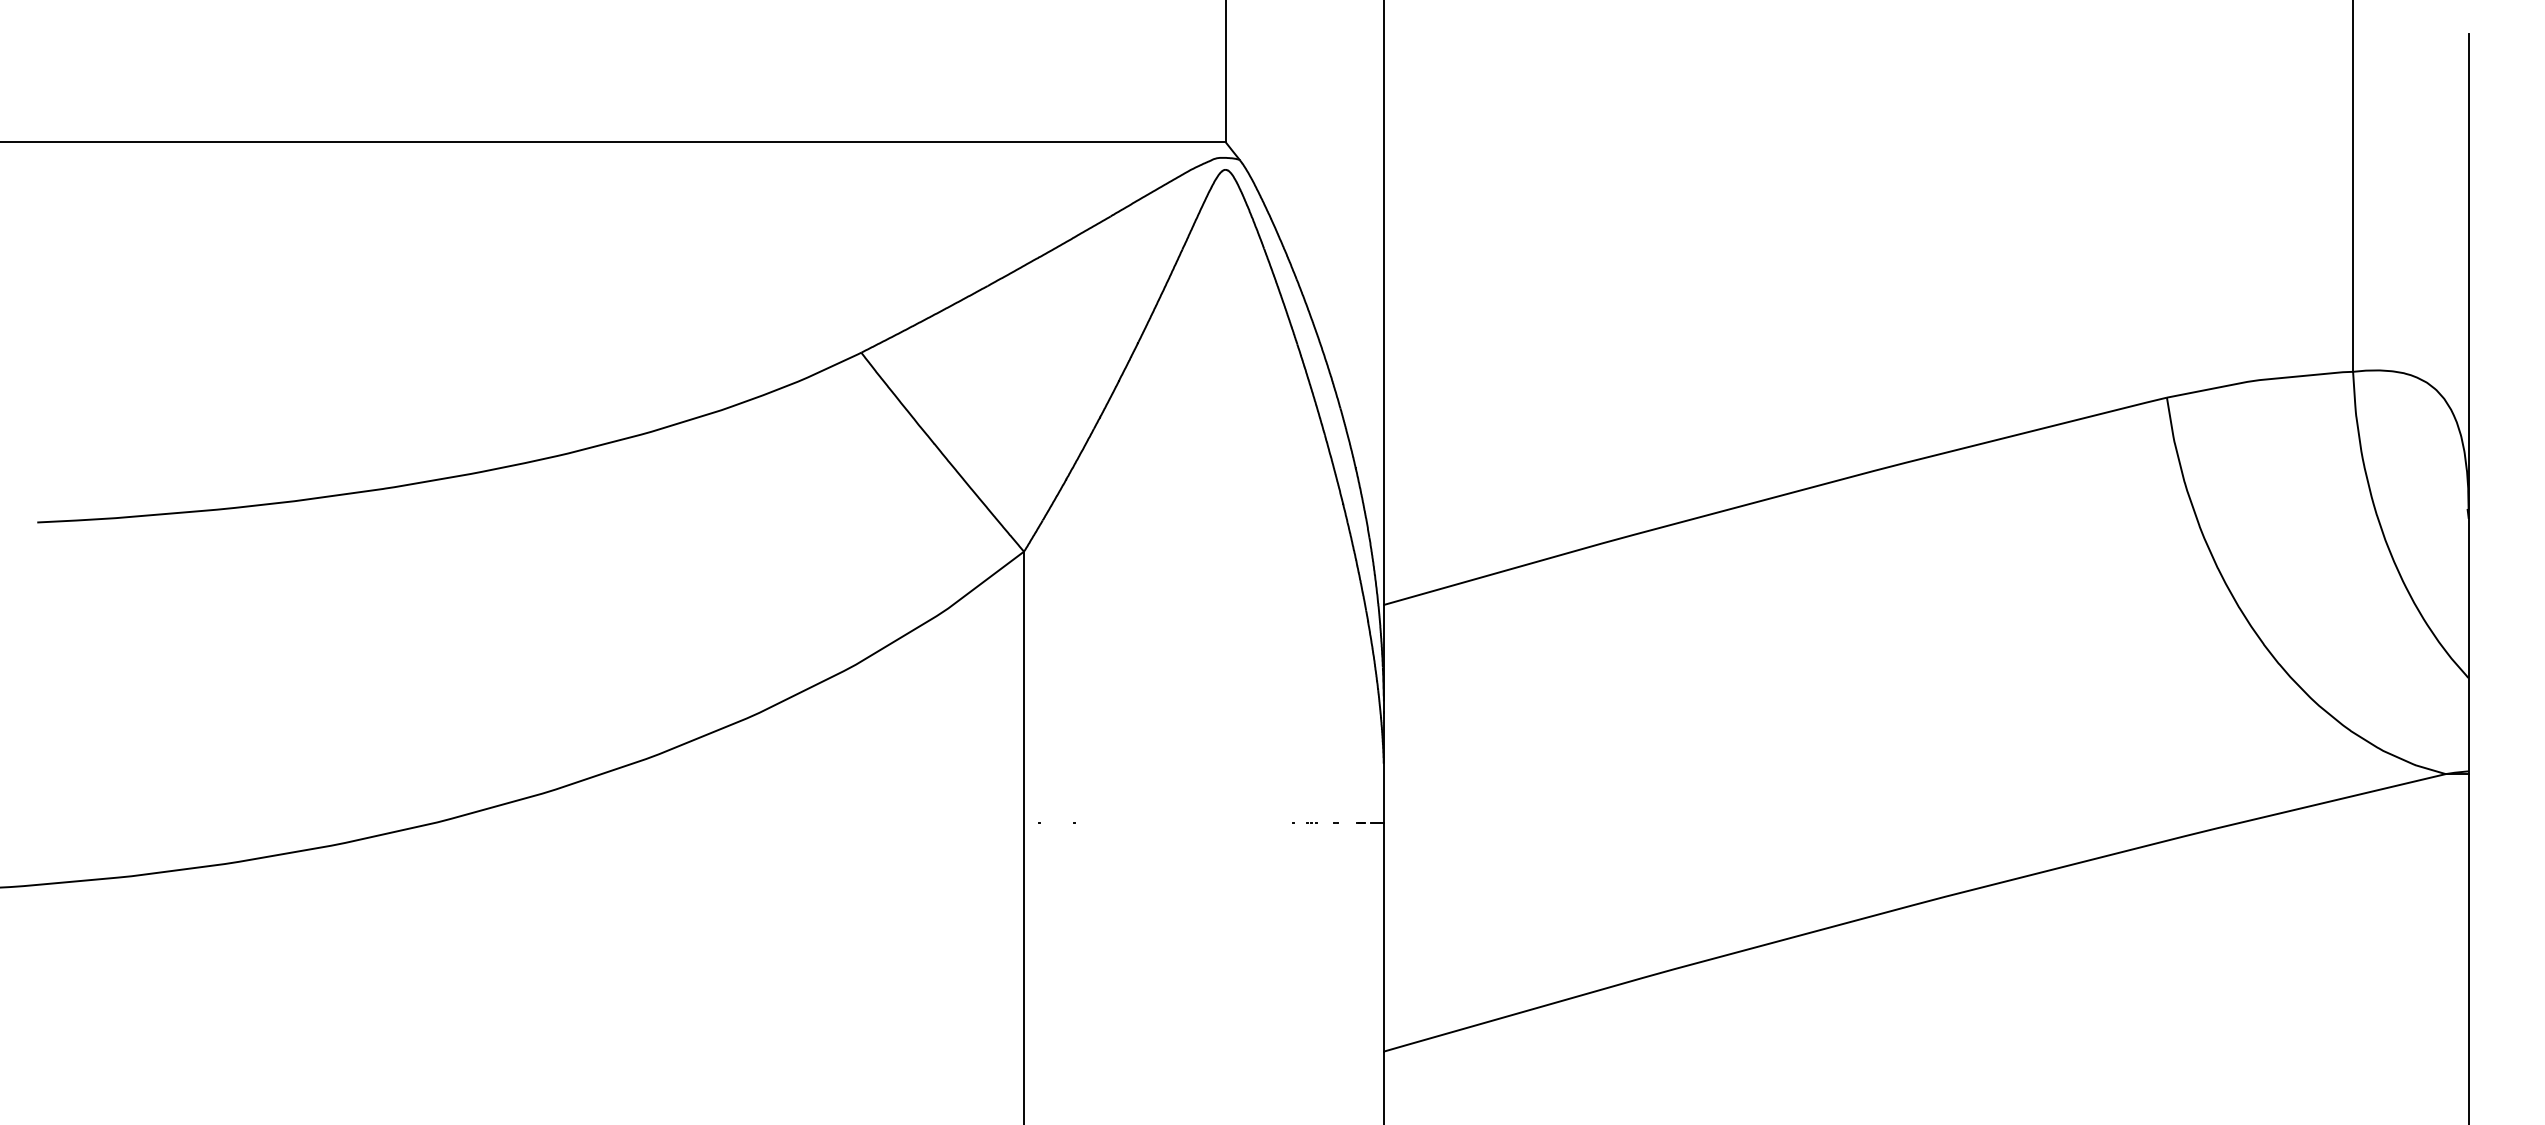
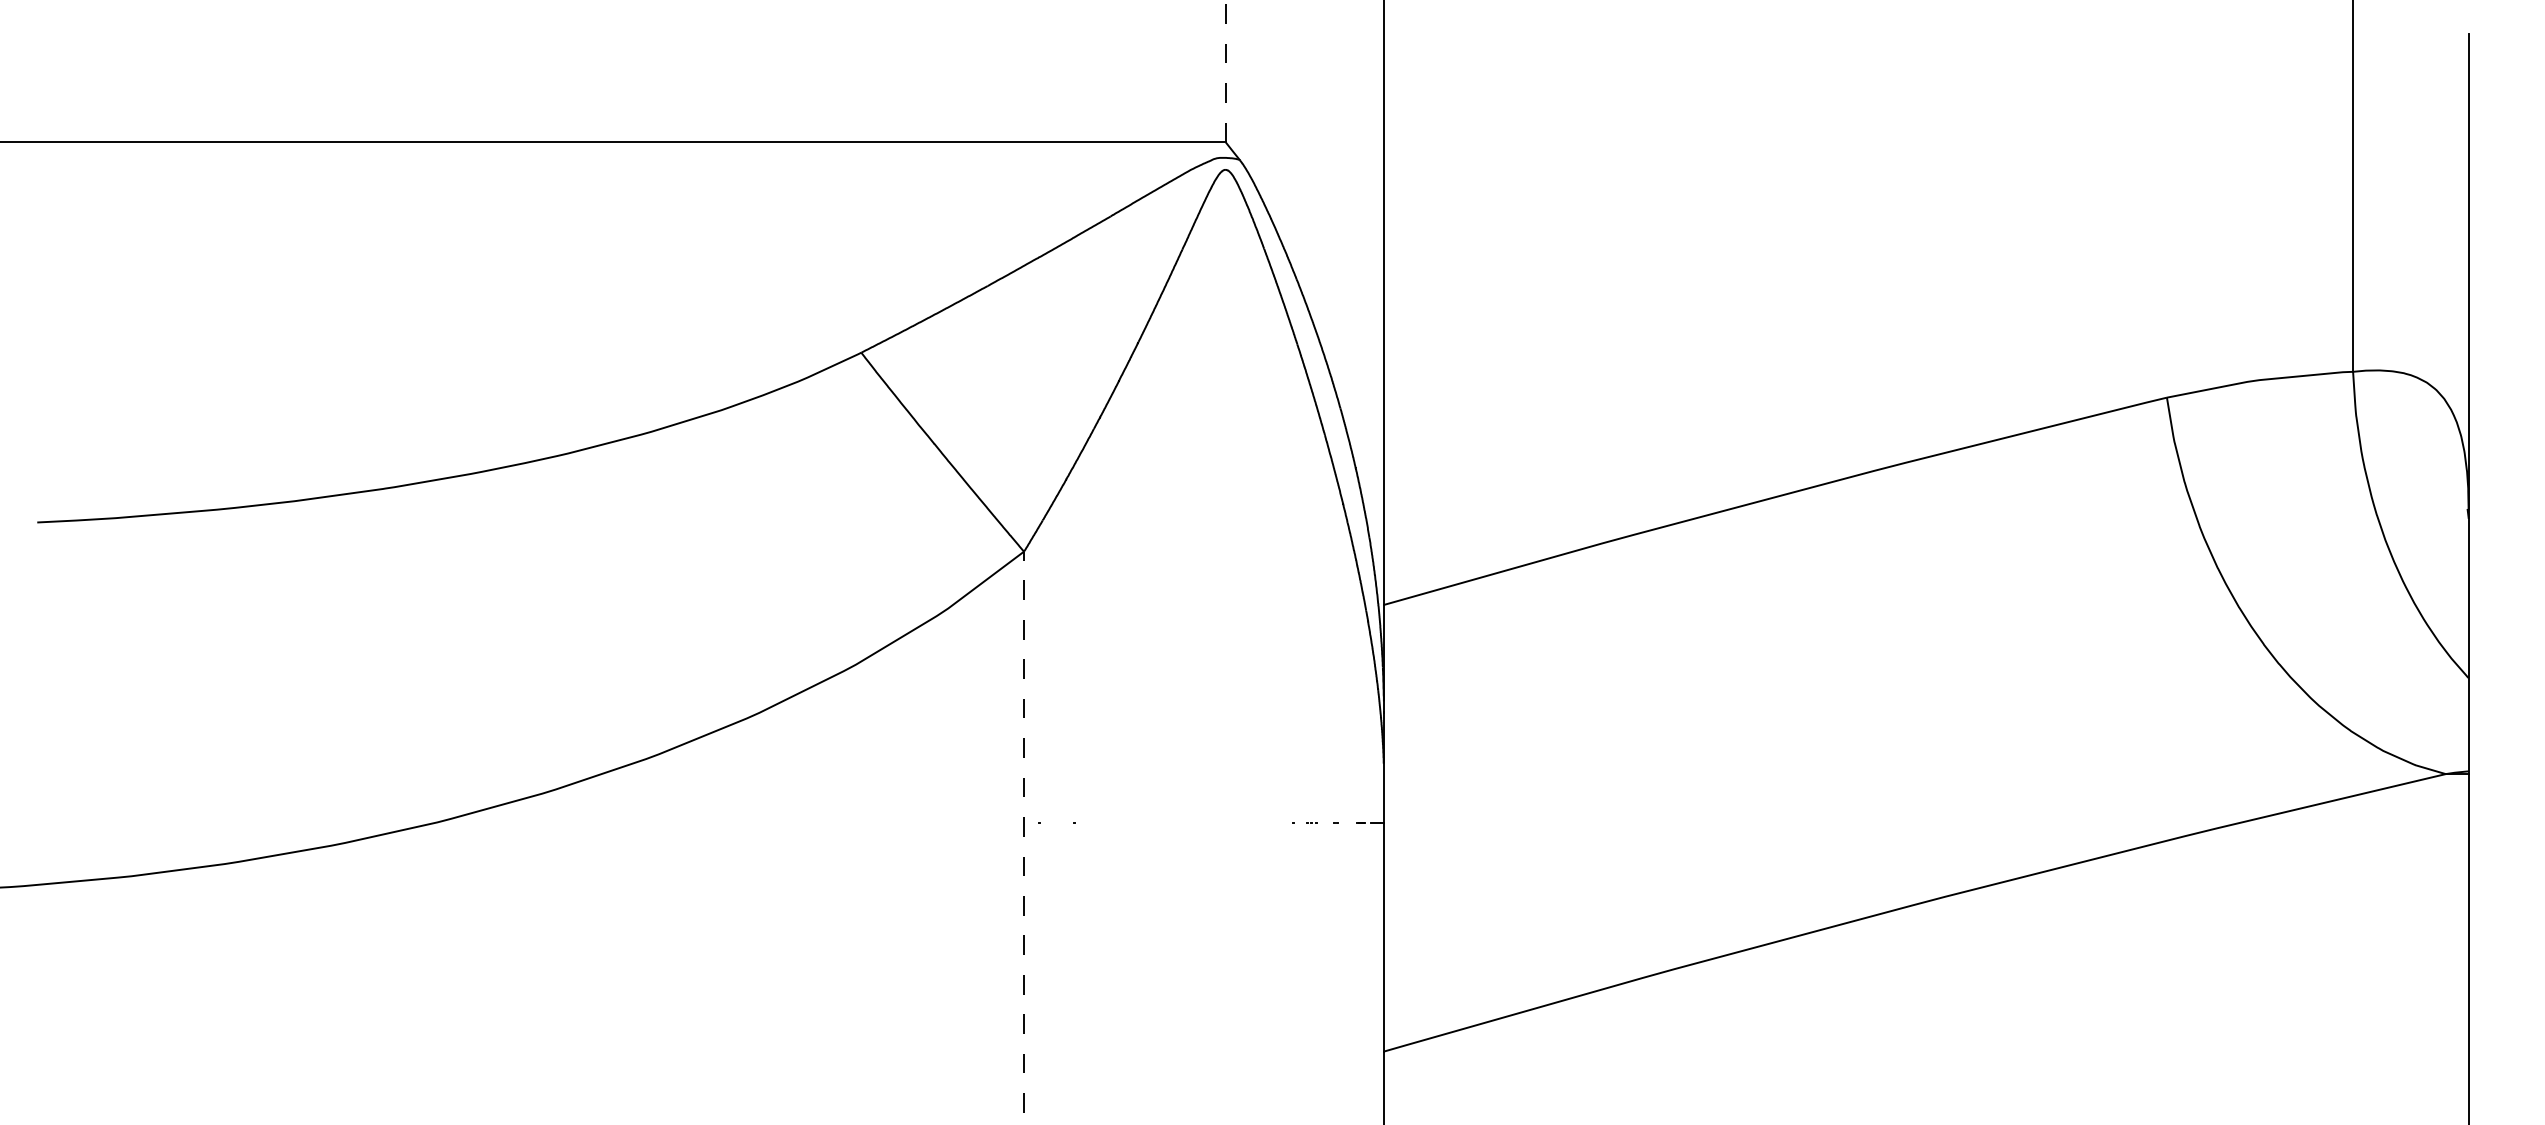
line: solid -> dashed (1225, 71)
line: solid -> dashed (1024, 837)
